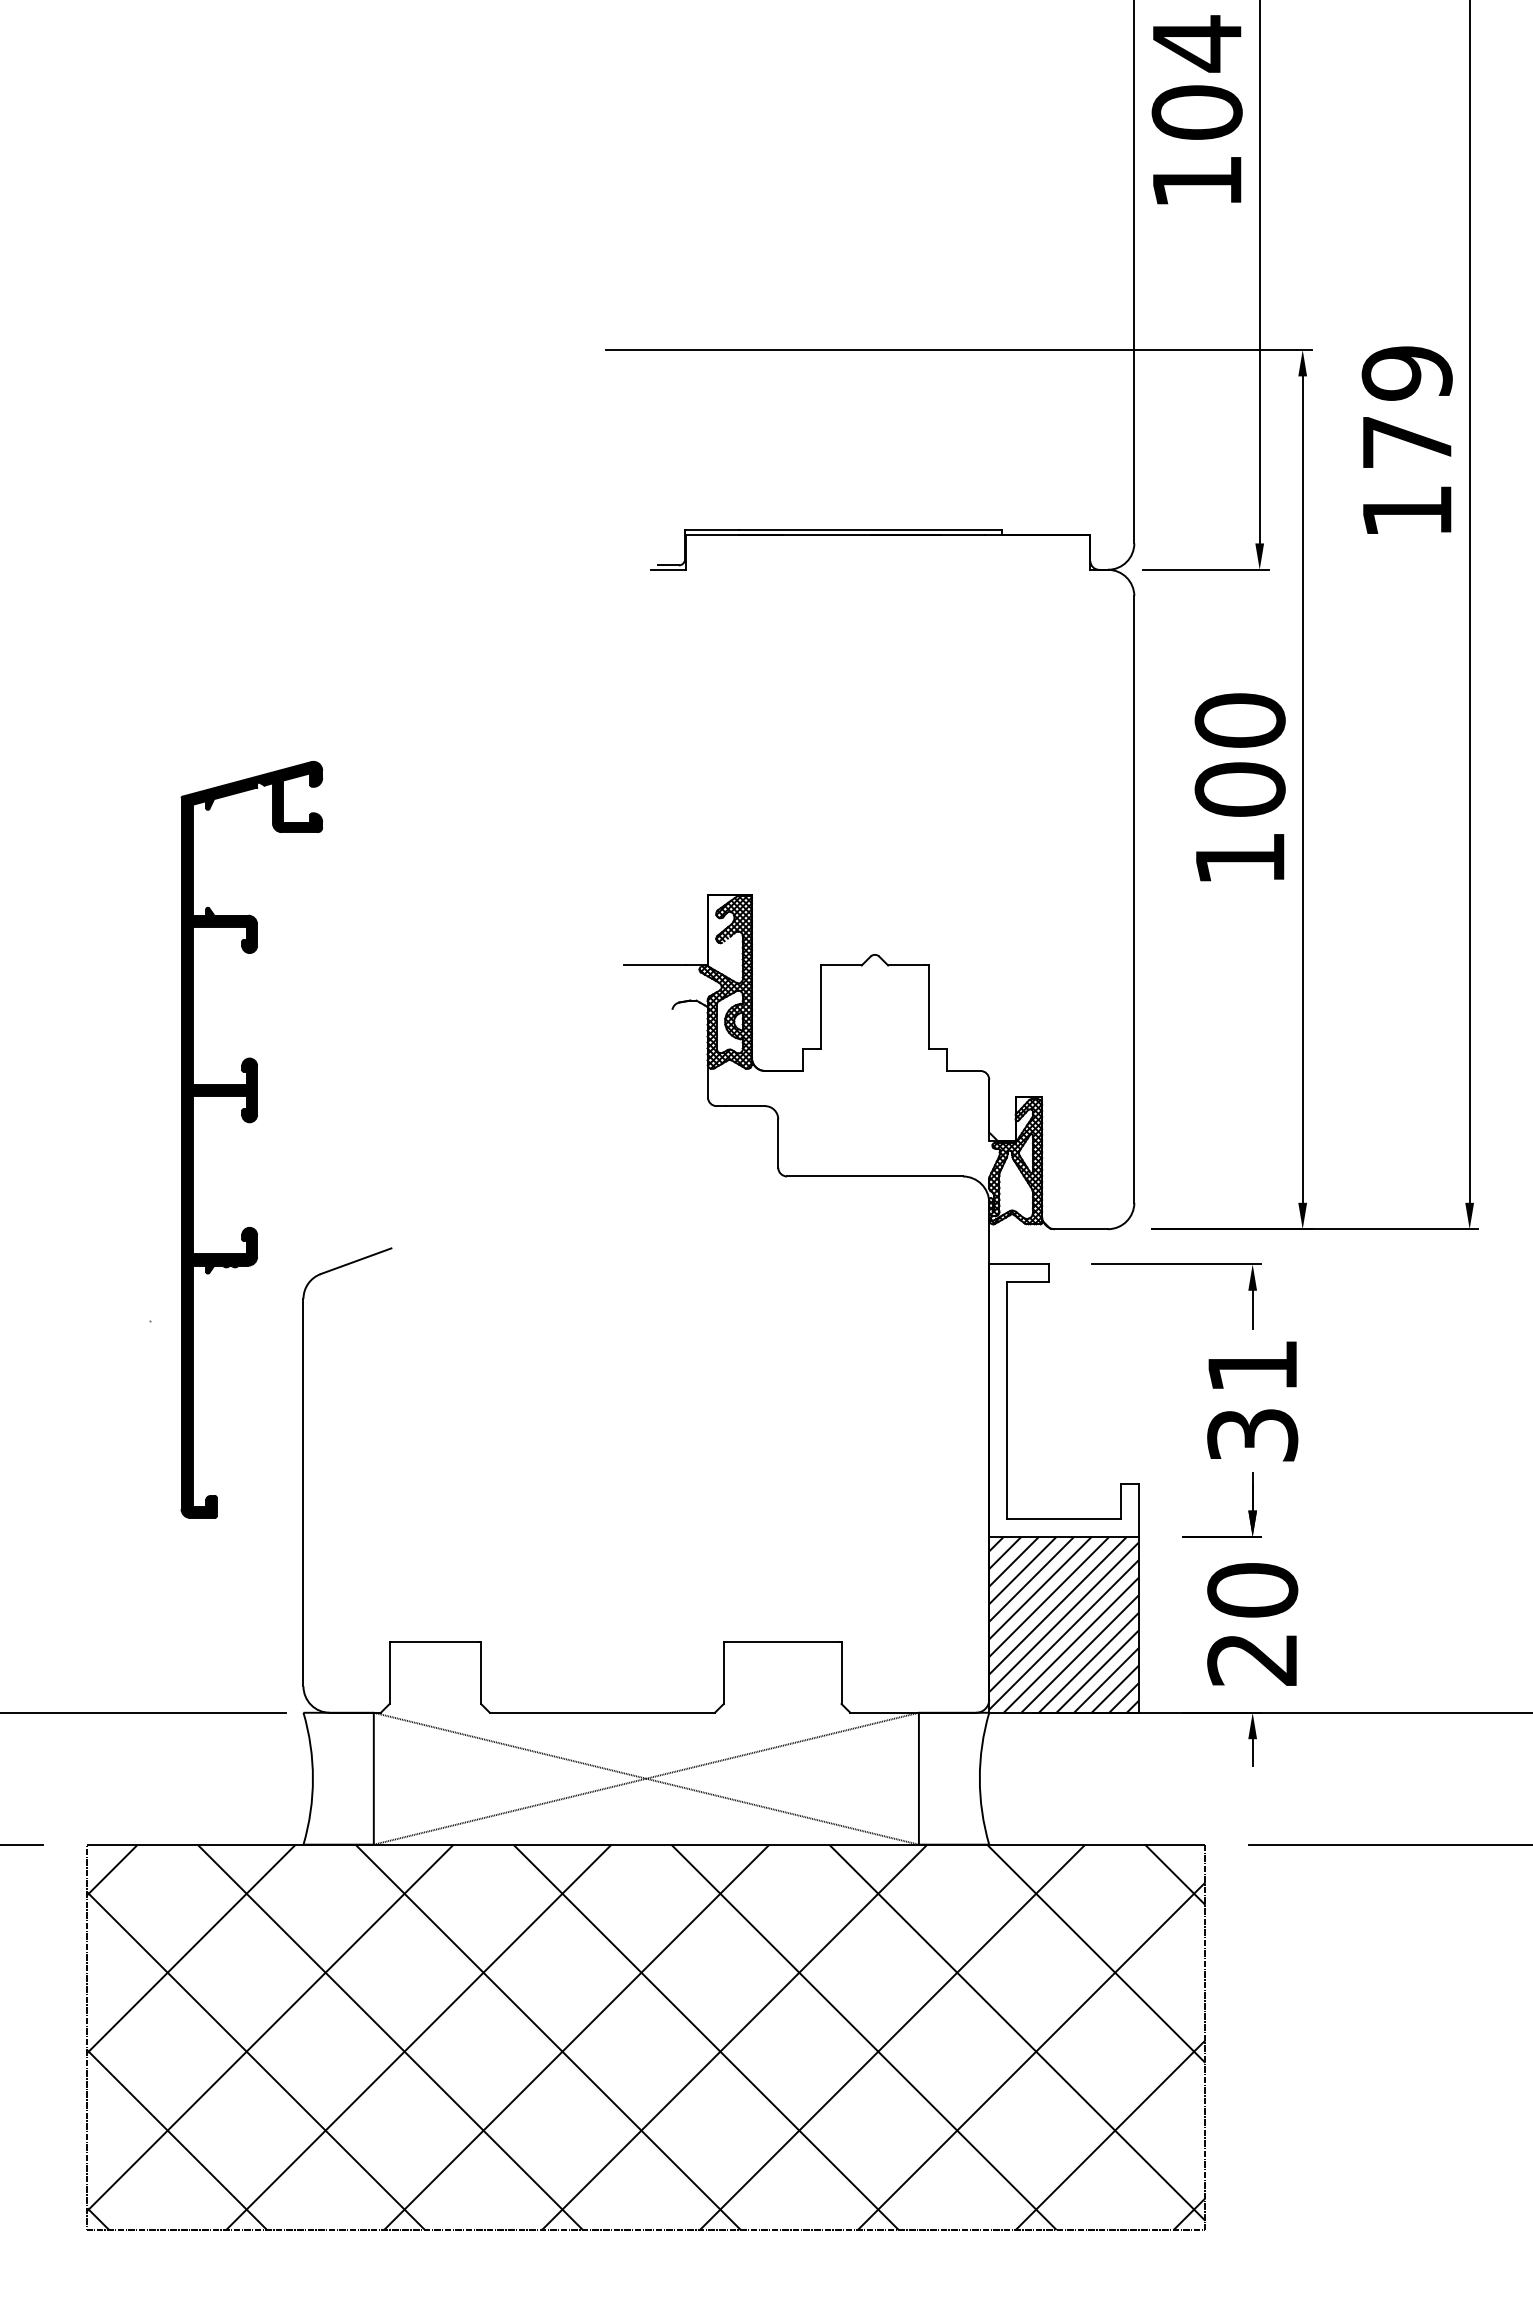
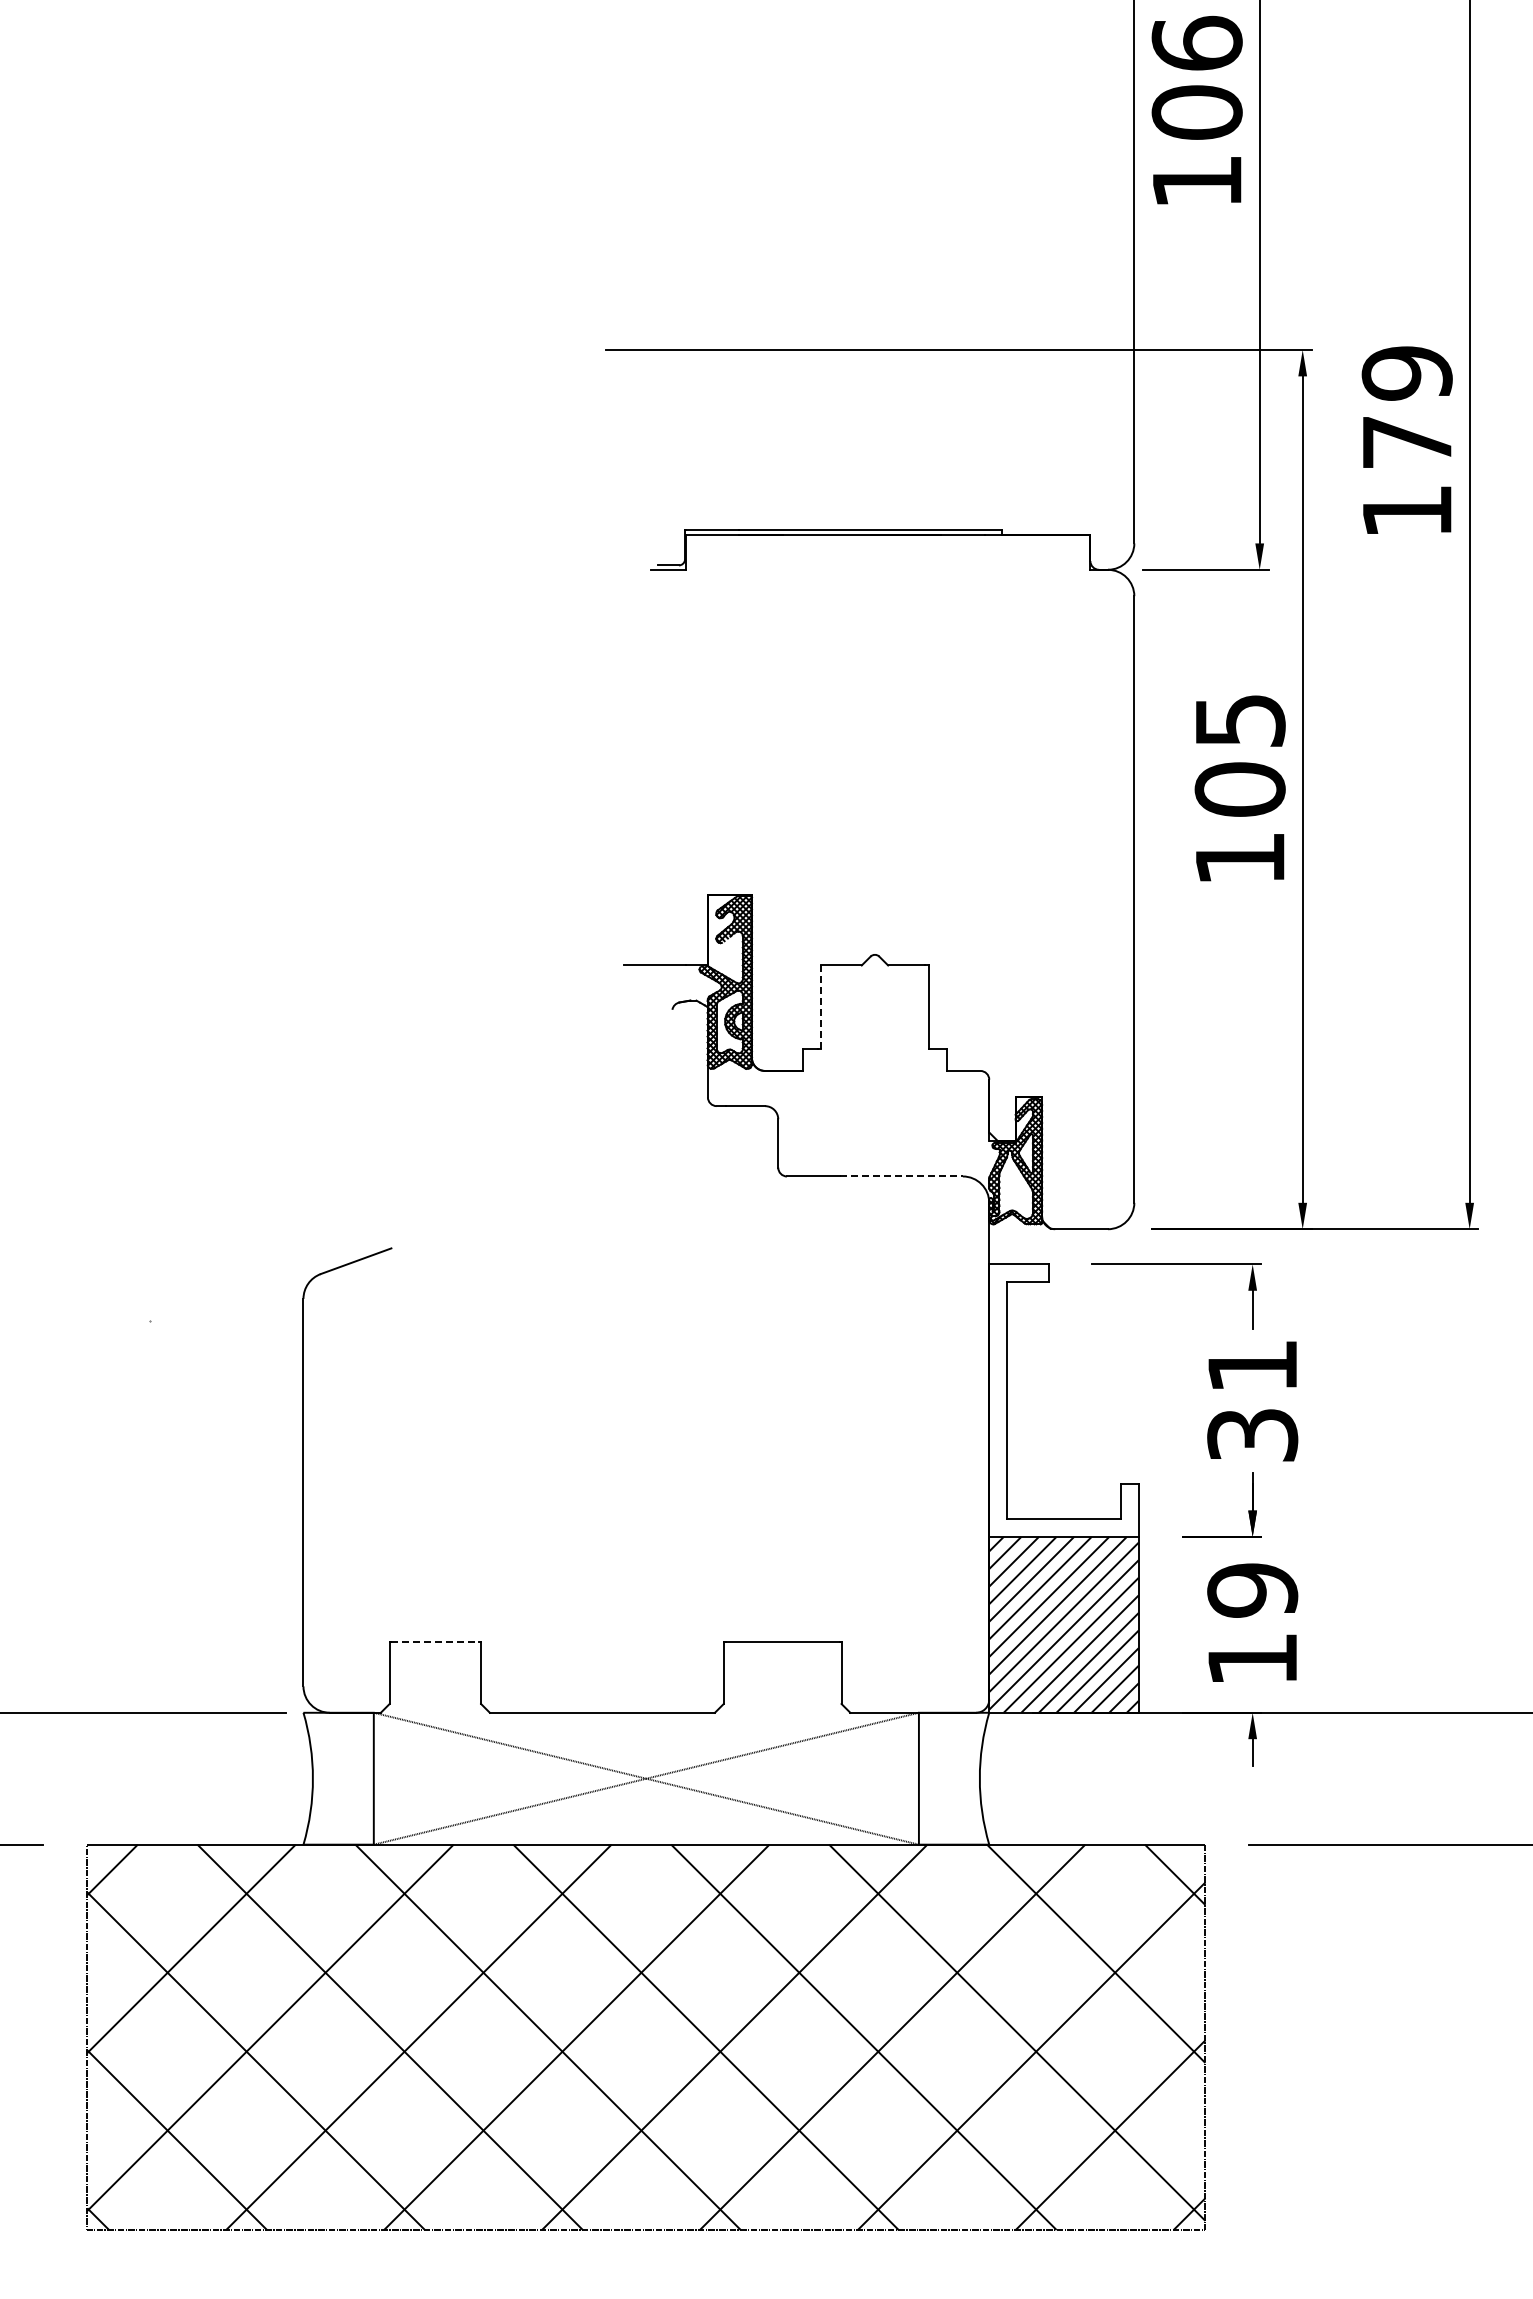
text: 104 -> 106 (1196, 43)
text: 100 -> 105 (1239, 720)
line: solid -> dashed (820, 1007)
part: present -> none (250, 1123)
line: solid -> dashed (901, 1176)
text: 20 -> 19 (1252, 1624)
line: solid -> dashed (435, 1642)
